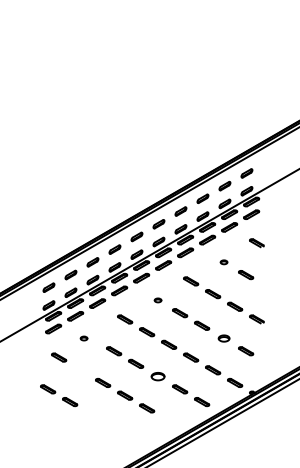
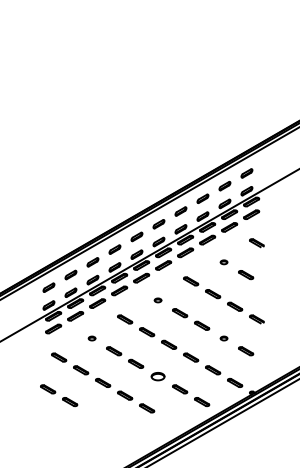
part position: (83, 338) -> (91, 338) (91, 338)
part size: 14x9 px -> 10x7 px (223, 338)
part: none -> present (81, 370)
